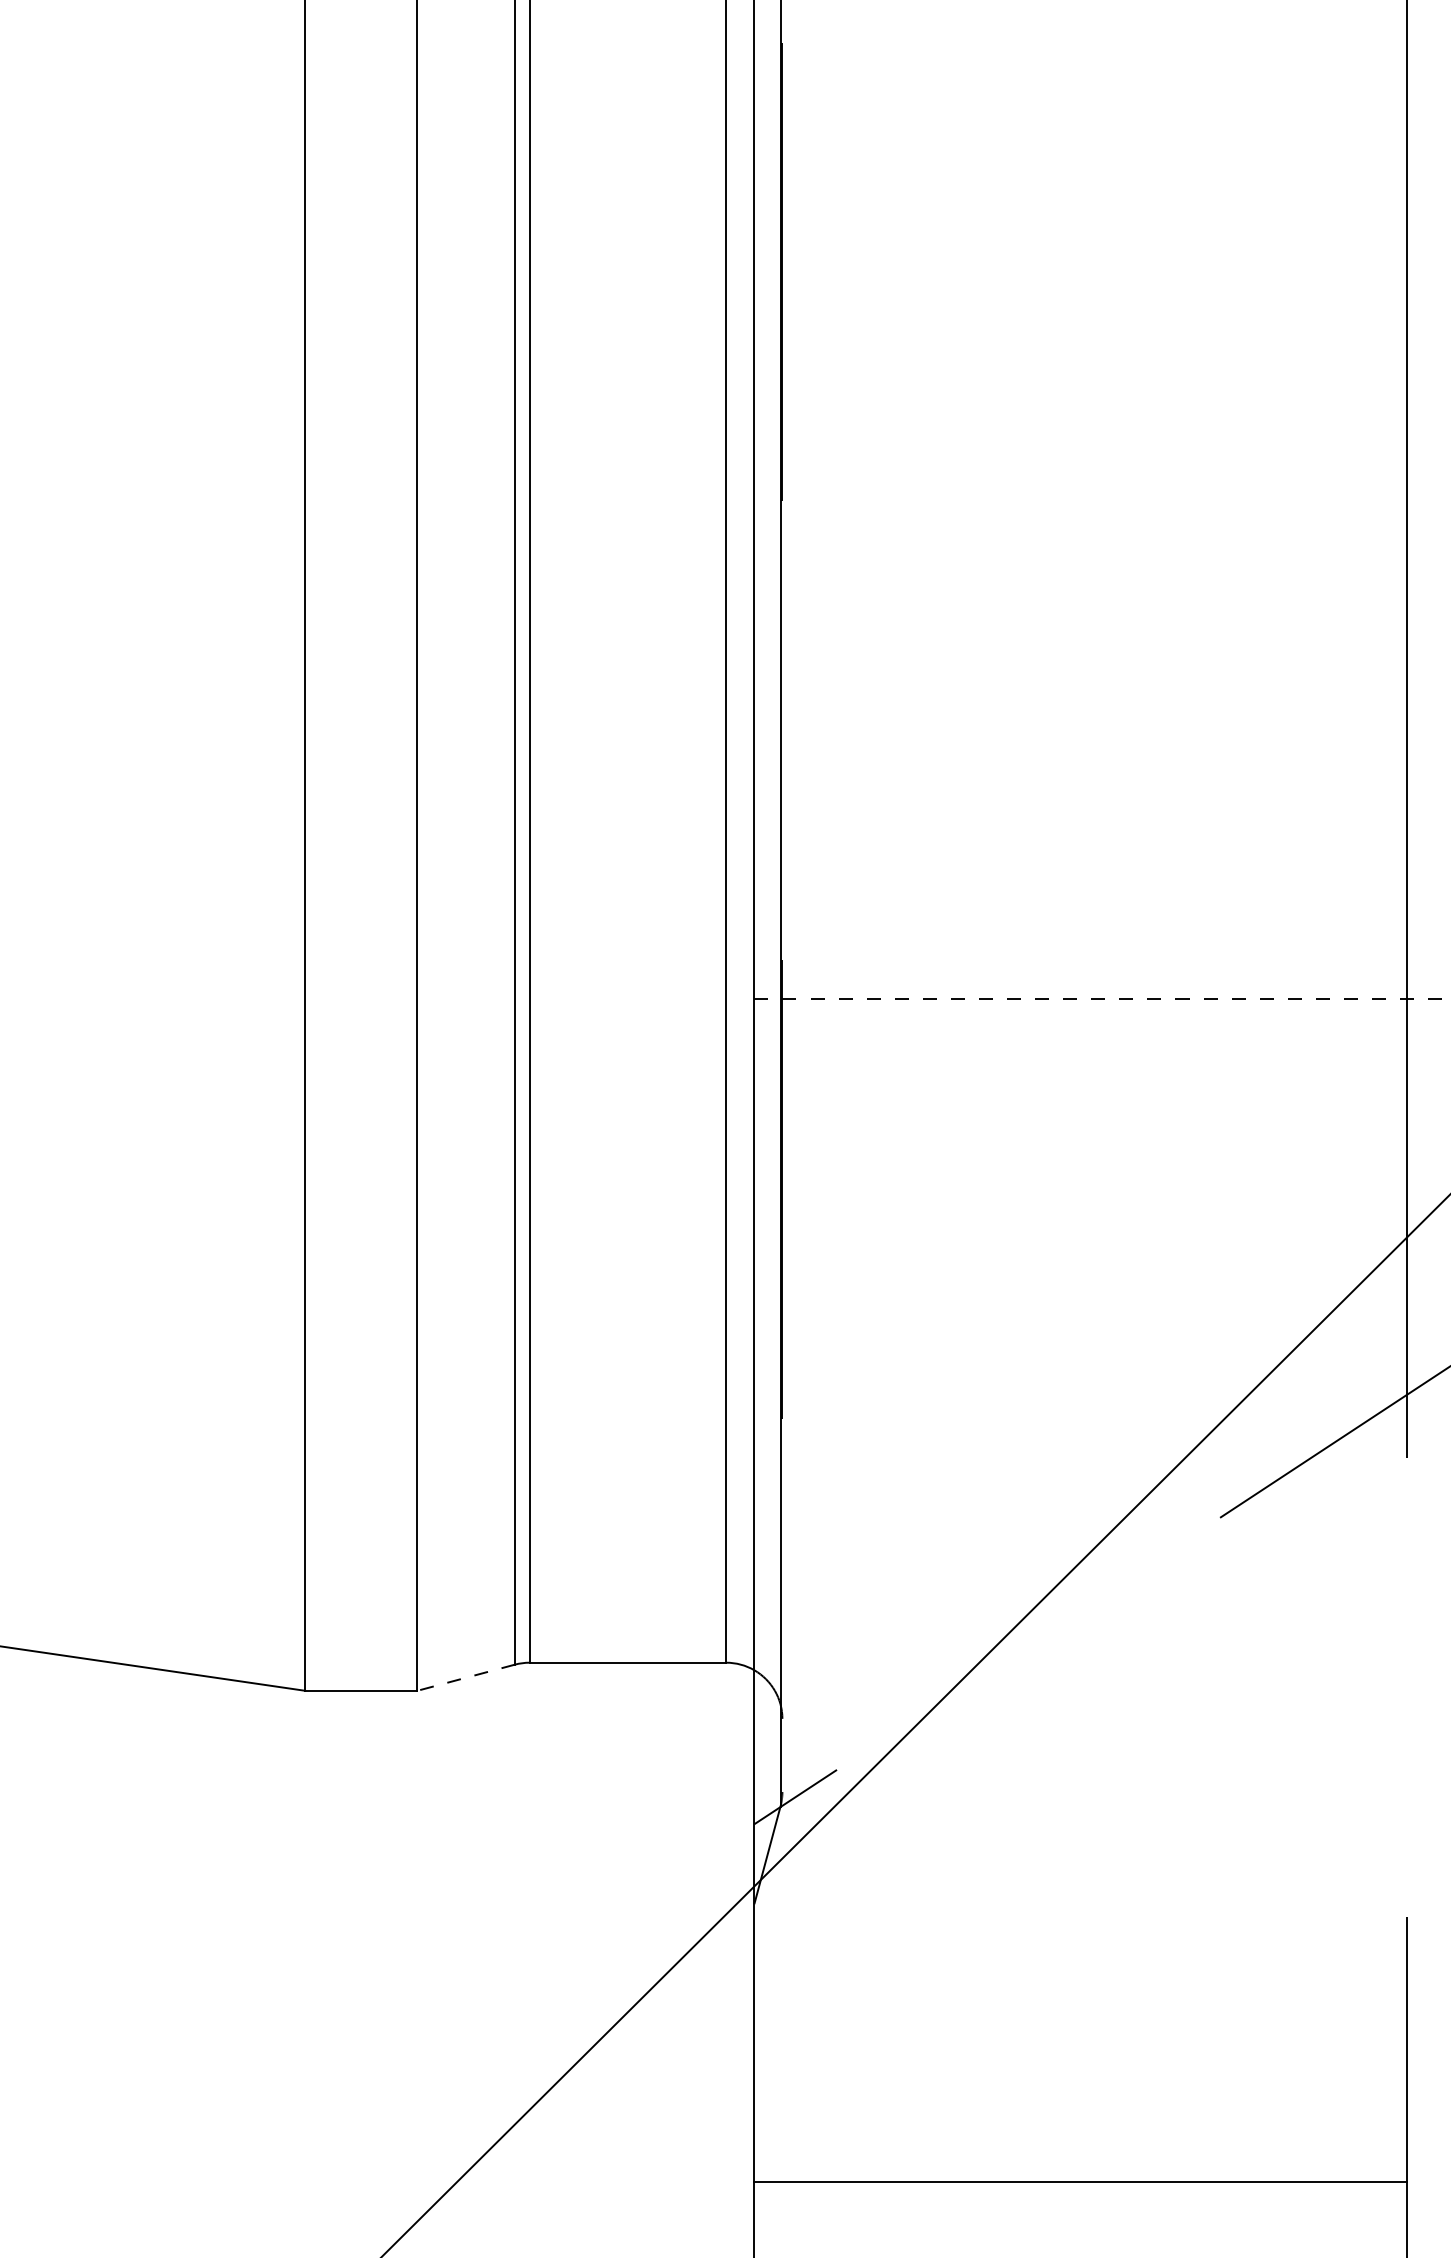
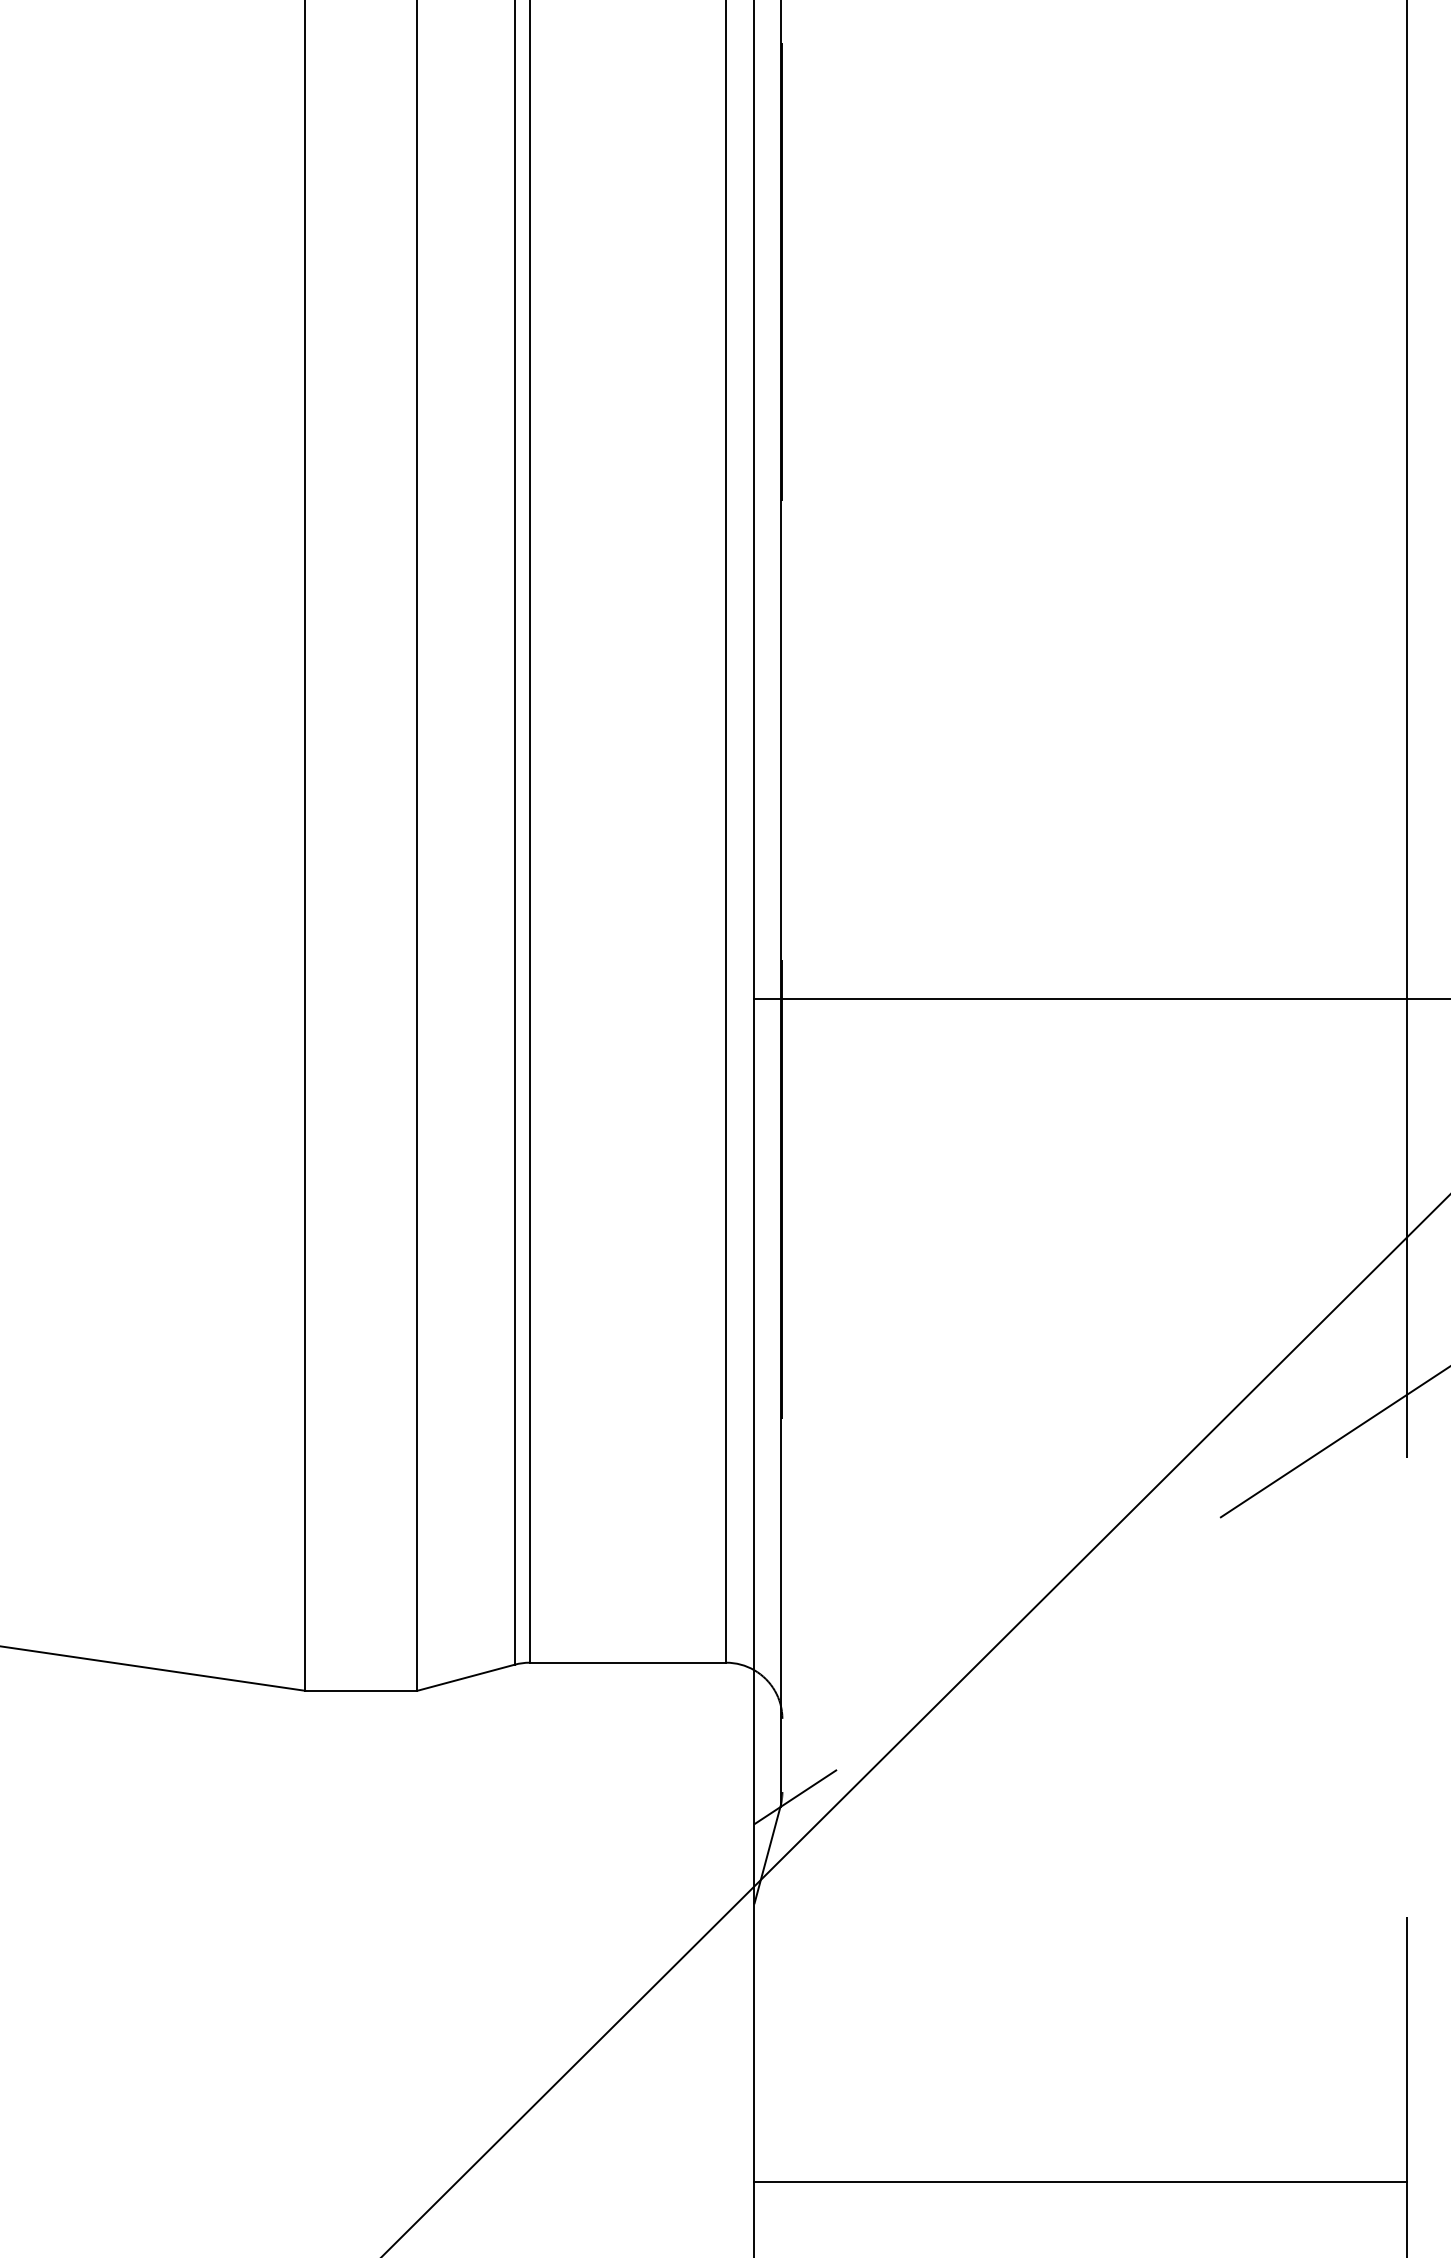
line: dashed -> solid (1102, 999)
line: dashed -> solid (466, 1677)
